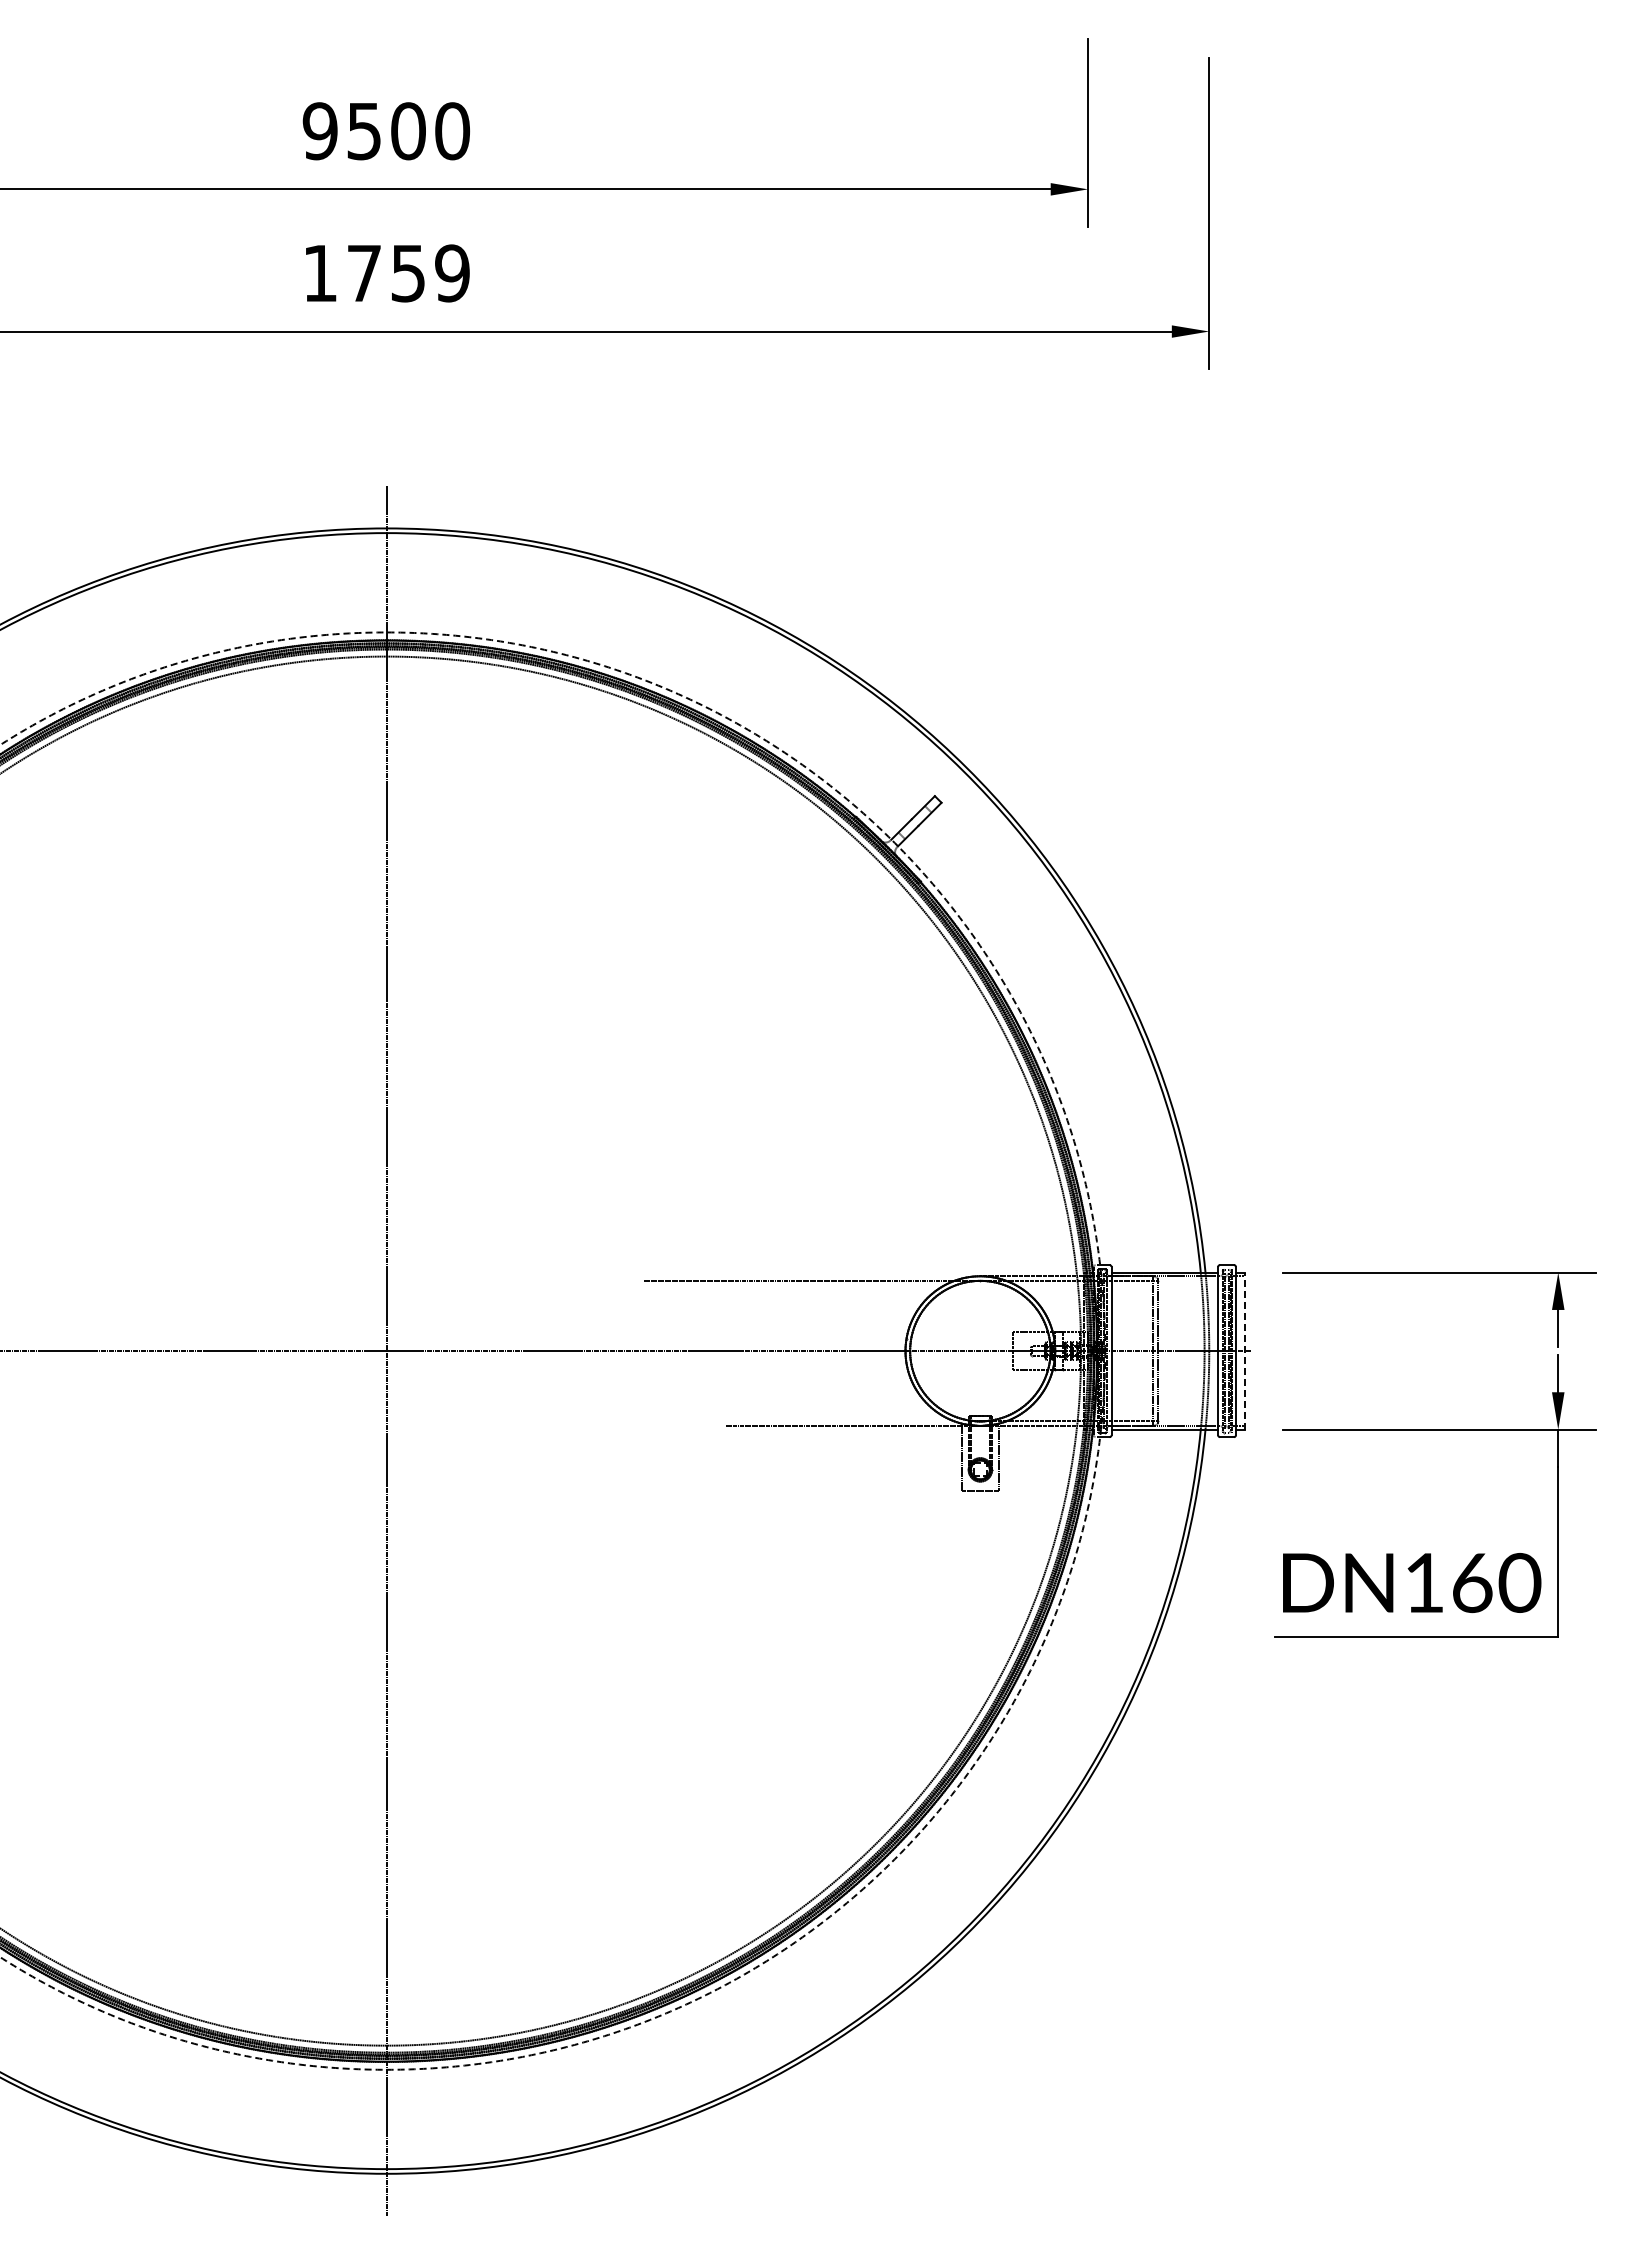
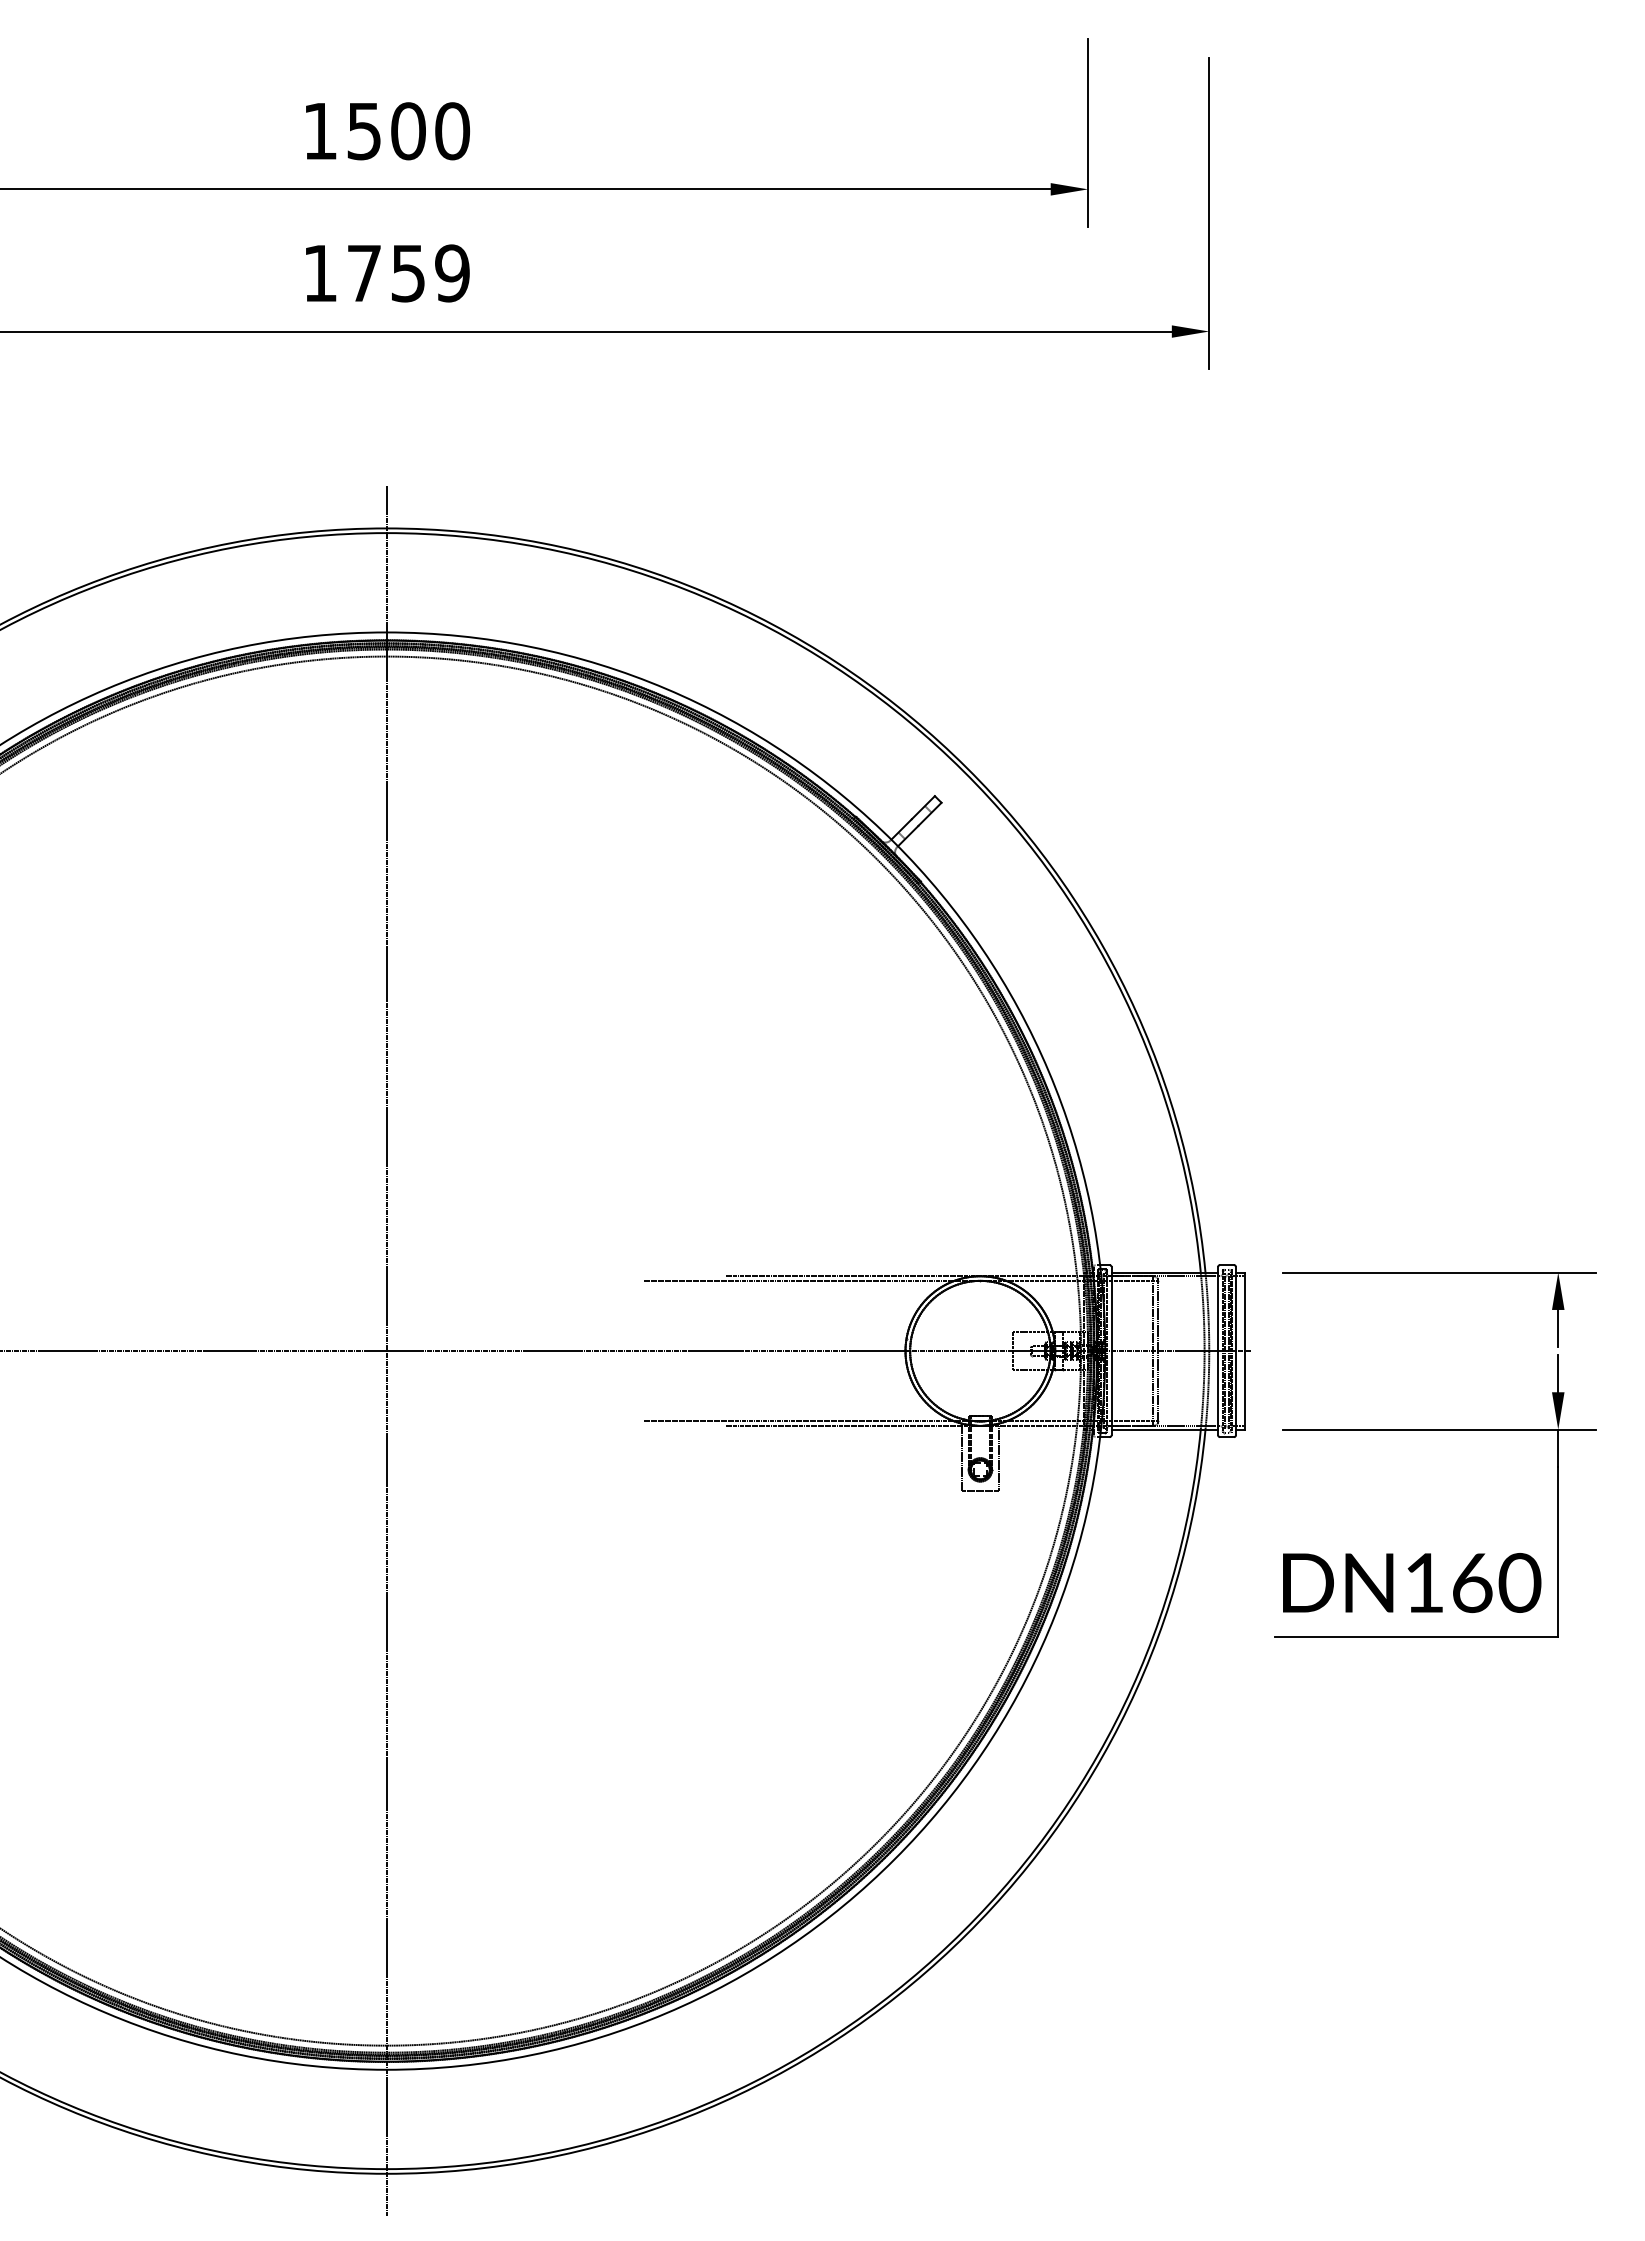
text: 9500 -> 1500 (319, 131)
line: none -> present (852, 1276)
circle: dashed -> solid (552, 1350)
line: dashed -> solid (1245, 1351)
line: none -> present (811, 1421)
